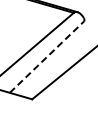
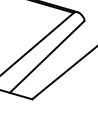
line: dashed -> solid (47, 56)
